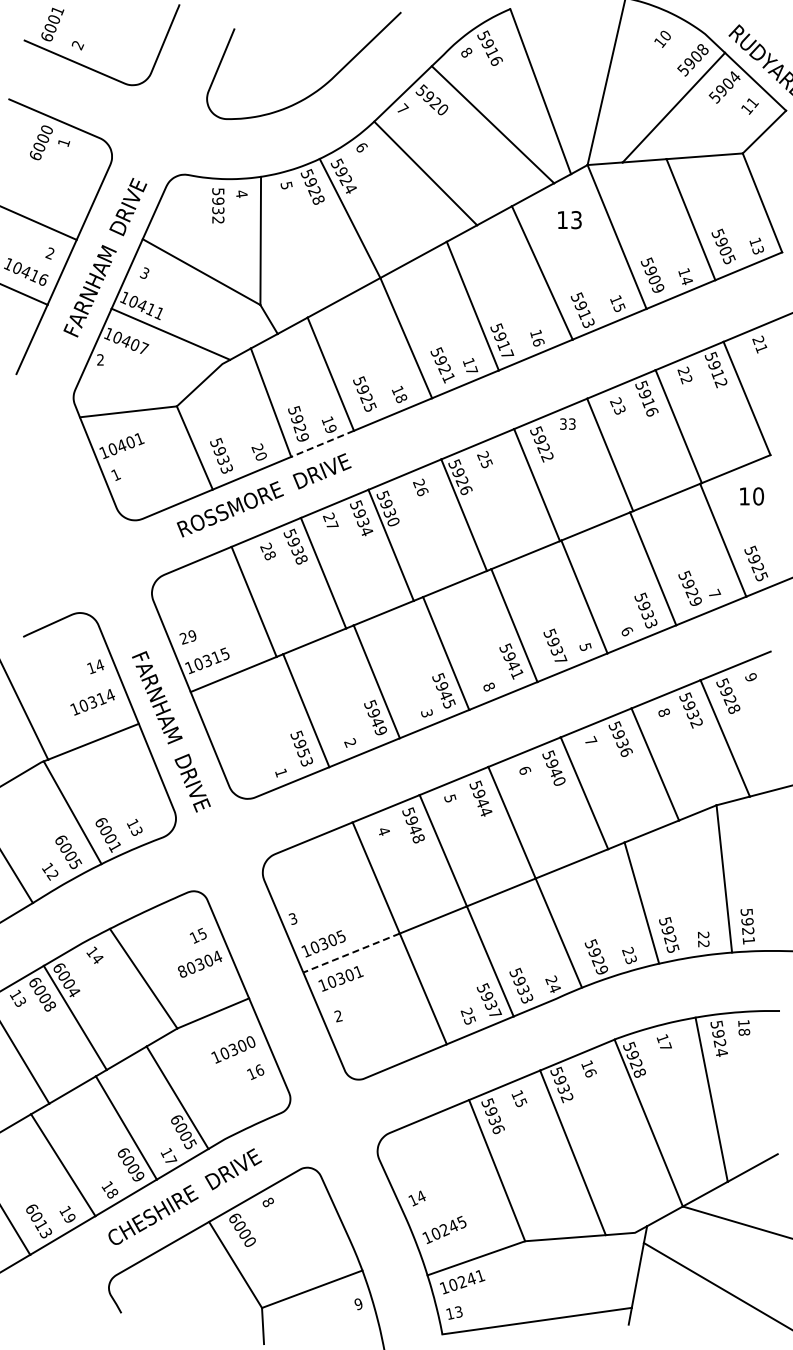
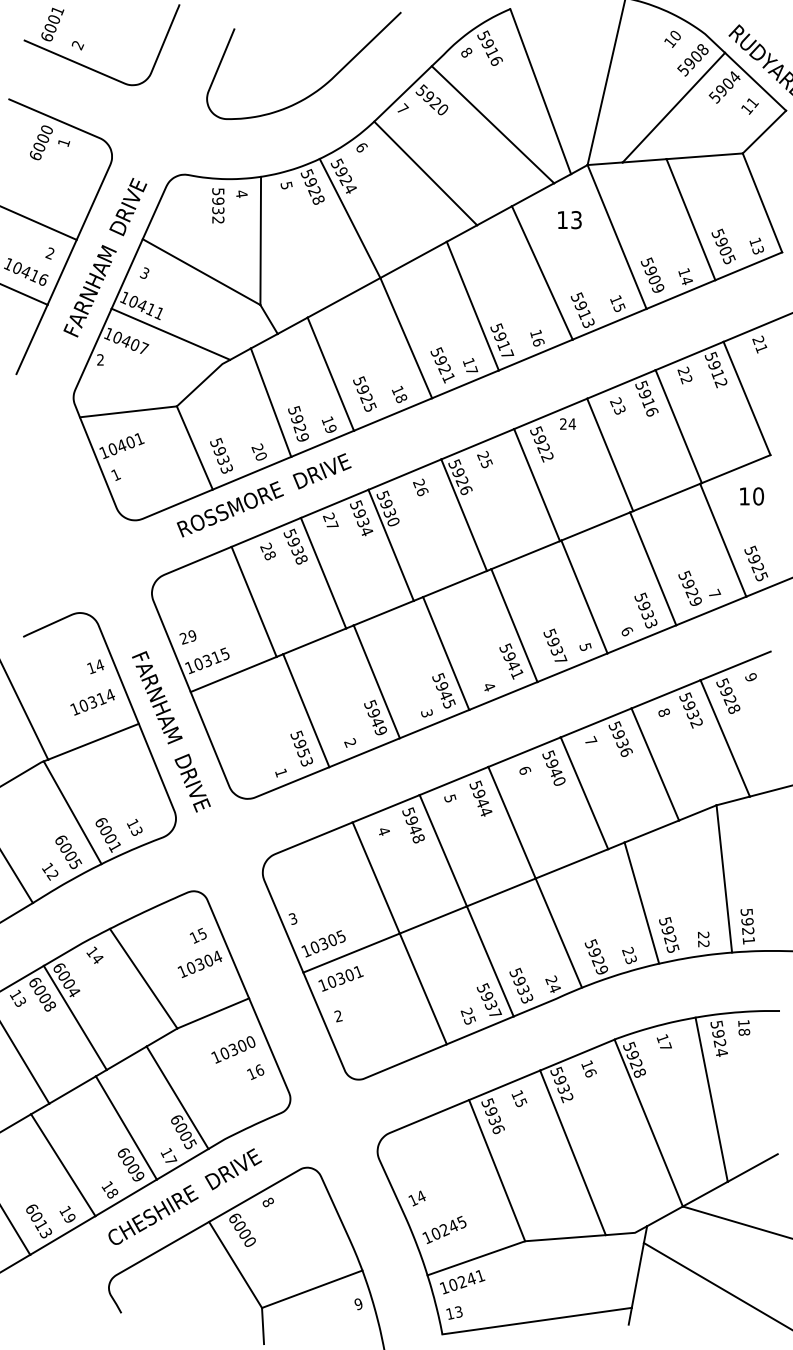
text position: (662, 38) -> (672, 38) (672, 38)
text: 33 -> 24 (567, 423)
line: dashed -> solid (322, 443)
text: 8 -> 4 (489, 686)
line: dashed -> solid (351, 953)
text: 80304 -> 10304 (182, 971)
